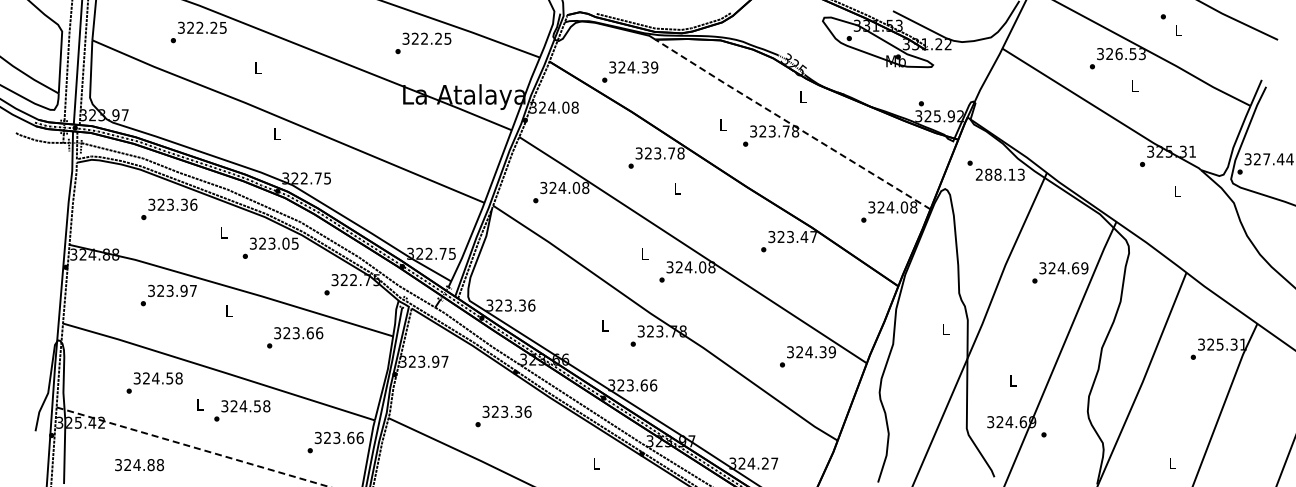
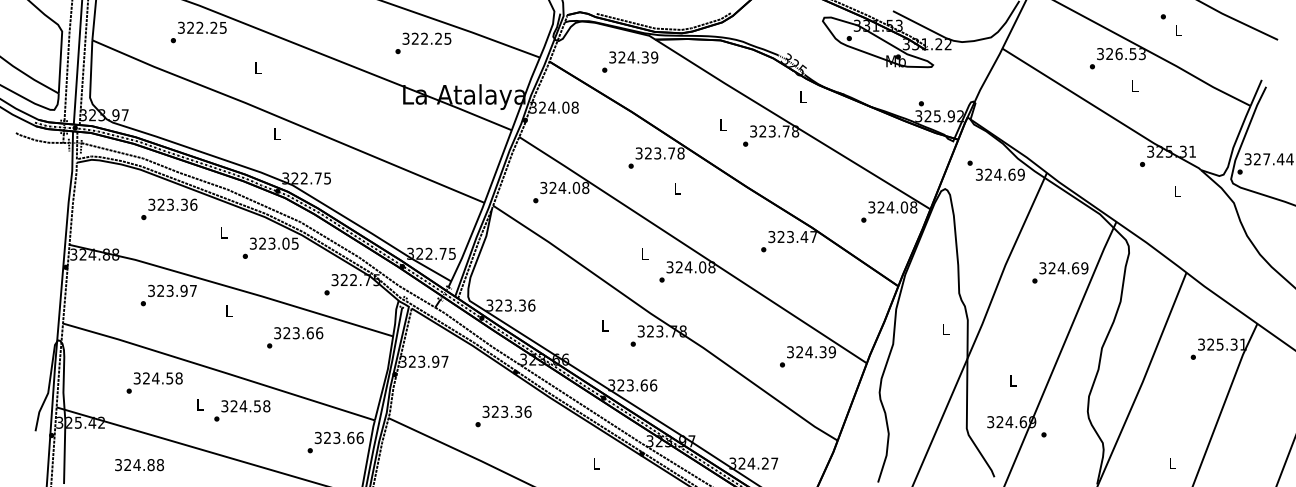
text position: (630, 71) -> (630, 61) (630, 61)
line: dashed -> solid (791, 124)
text: 288.13 -> 324.69 (1000, 174)
line: dashed -> solid (192, 447)
